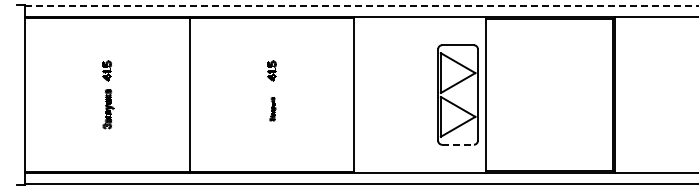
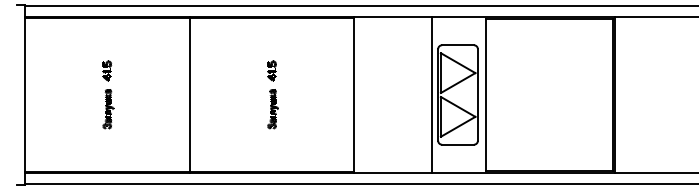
line: dashed -> solid (361, 5)
line: none -> present (432, 94)
part size: 8x25 px -> 12x41 px (272, 109)
line: dashed -> solid (458, 144)
